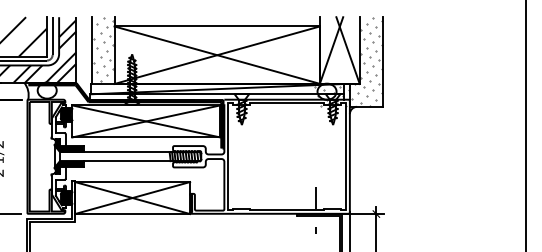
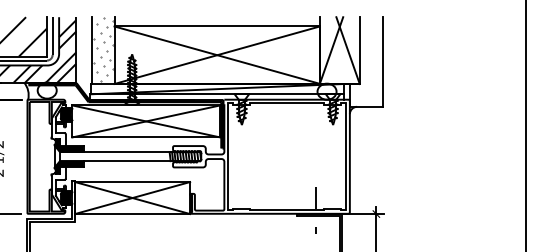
hatch: present -> none (348, 61)
line: present -> none (349, 230)
